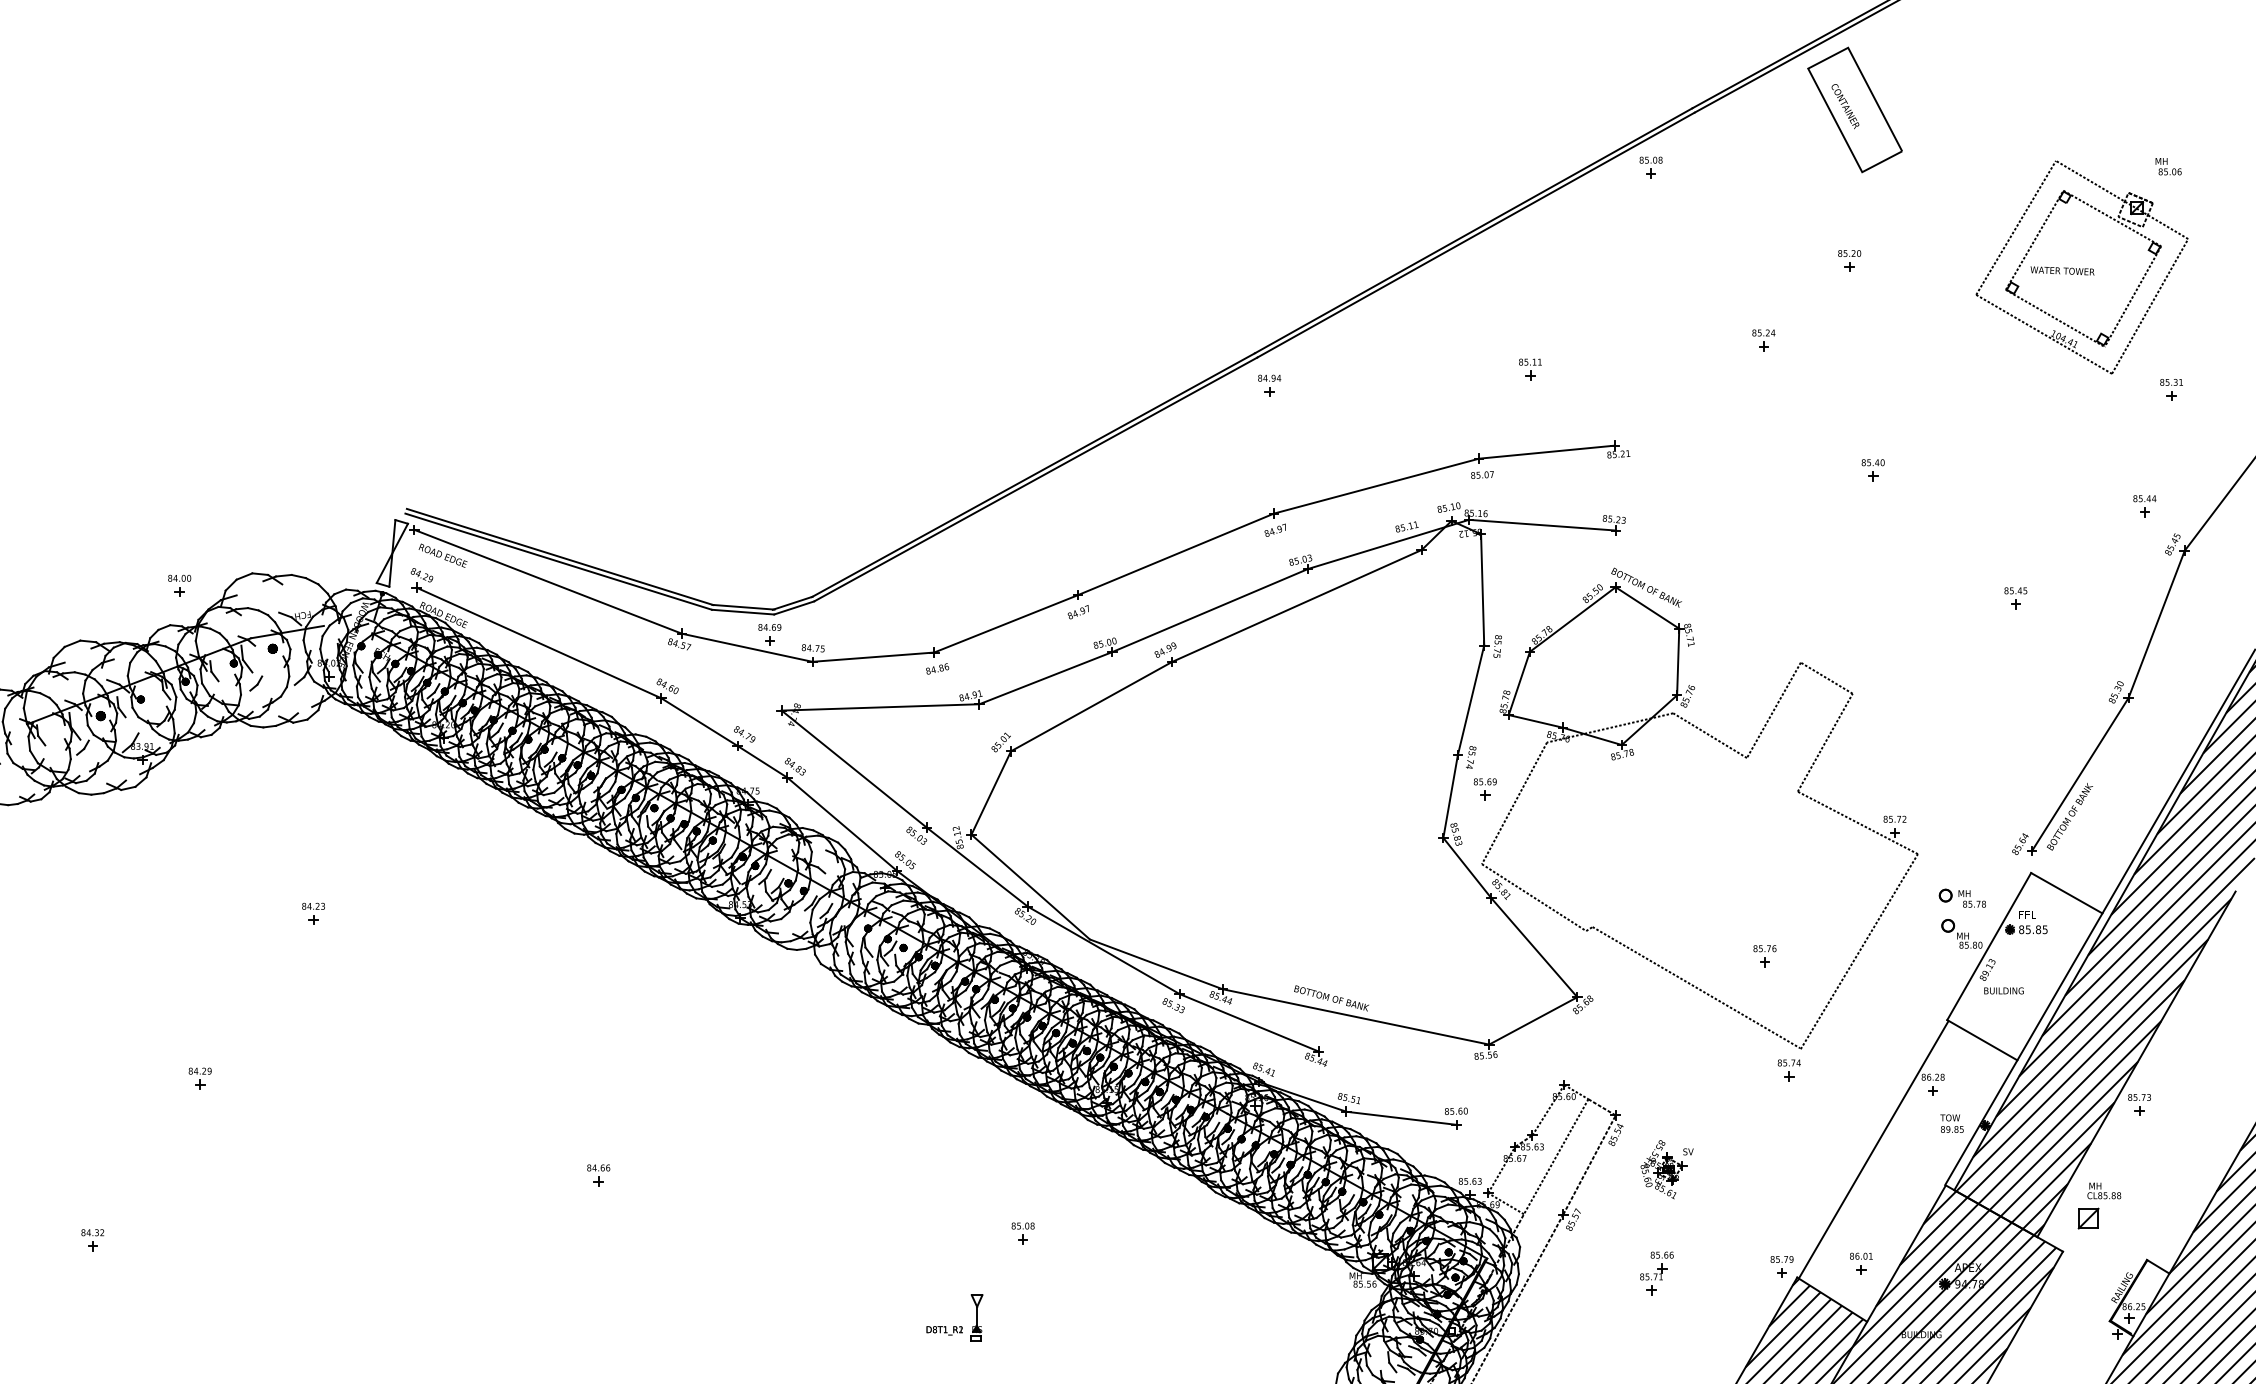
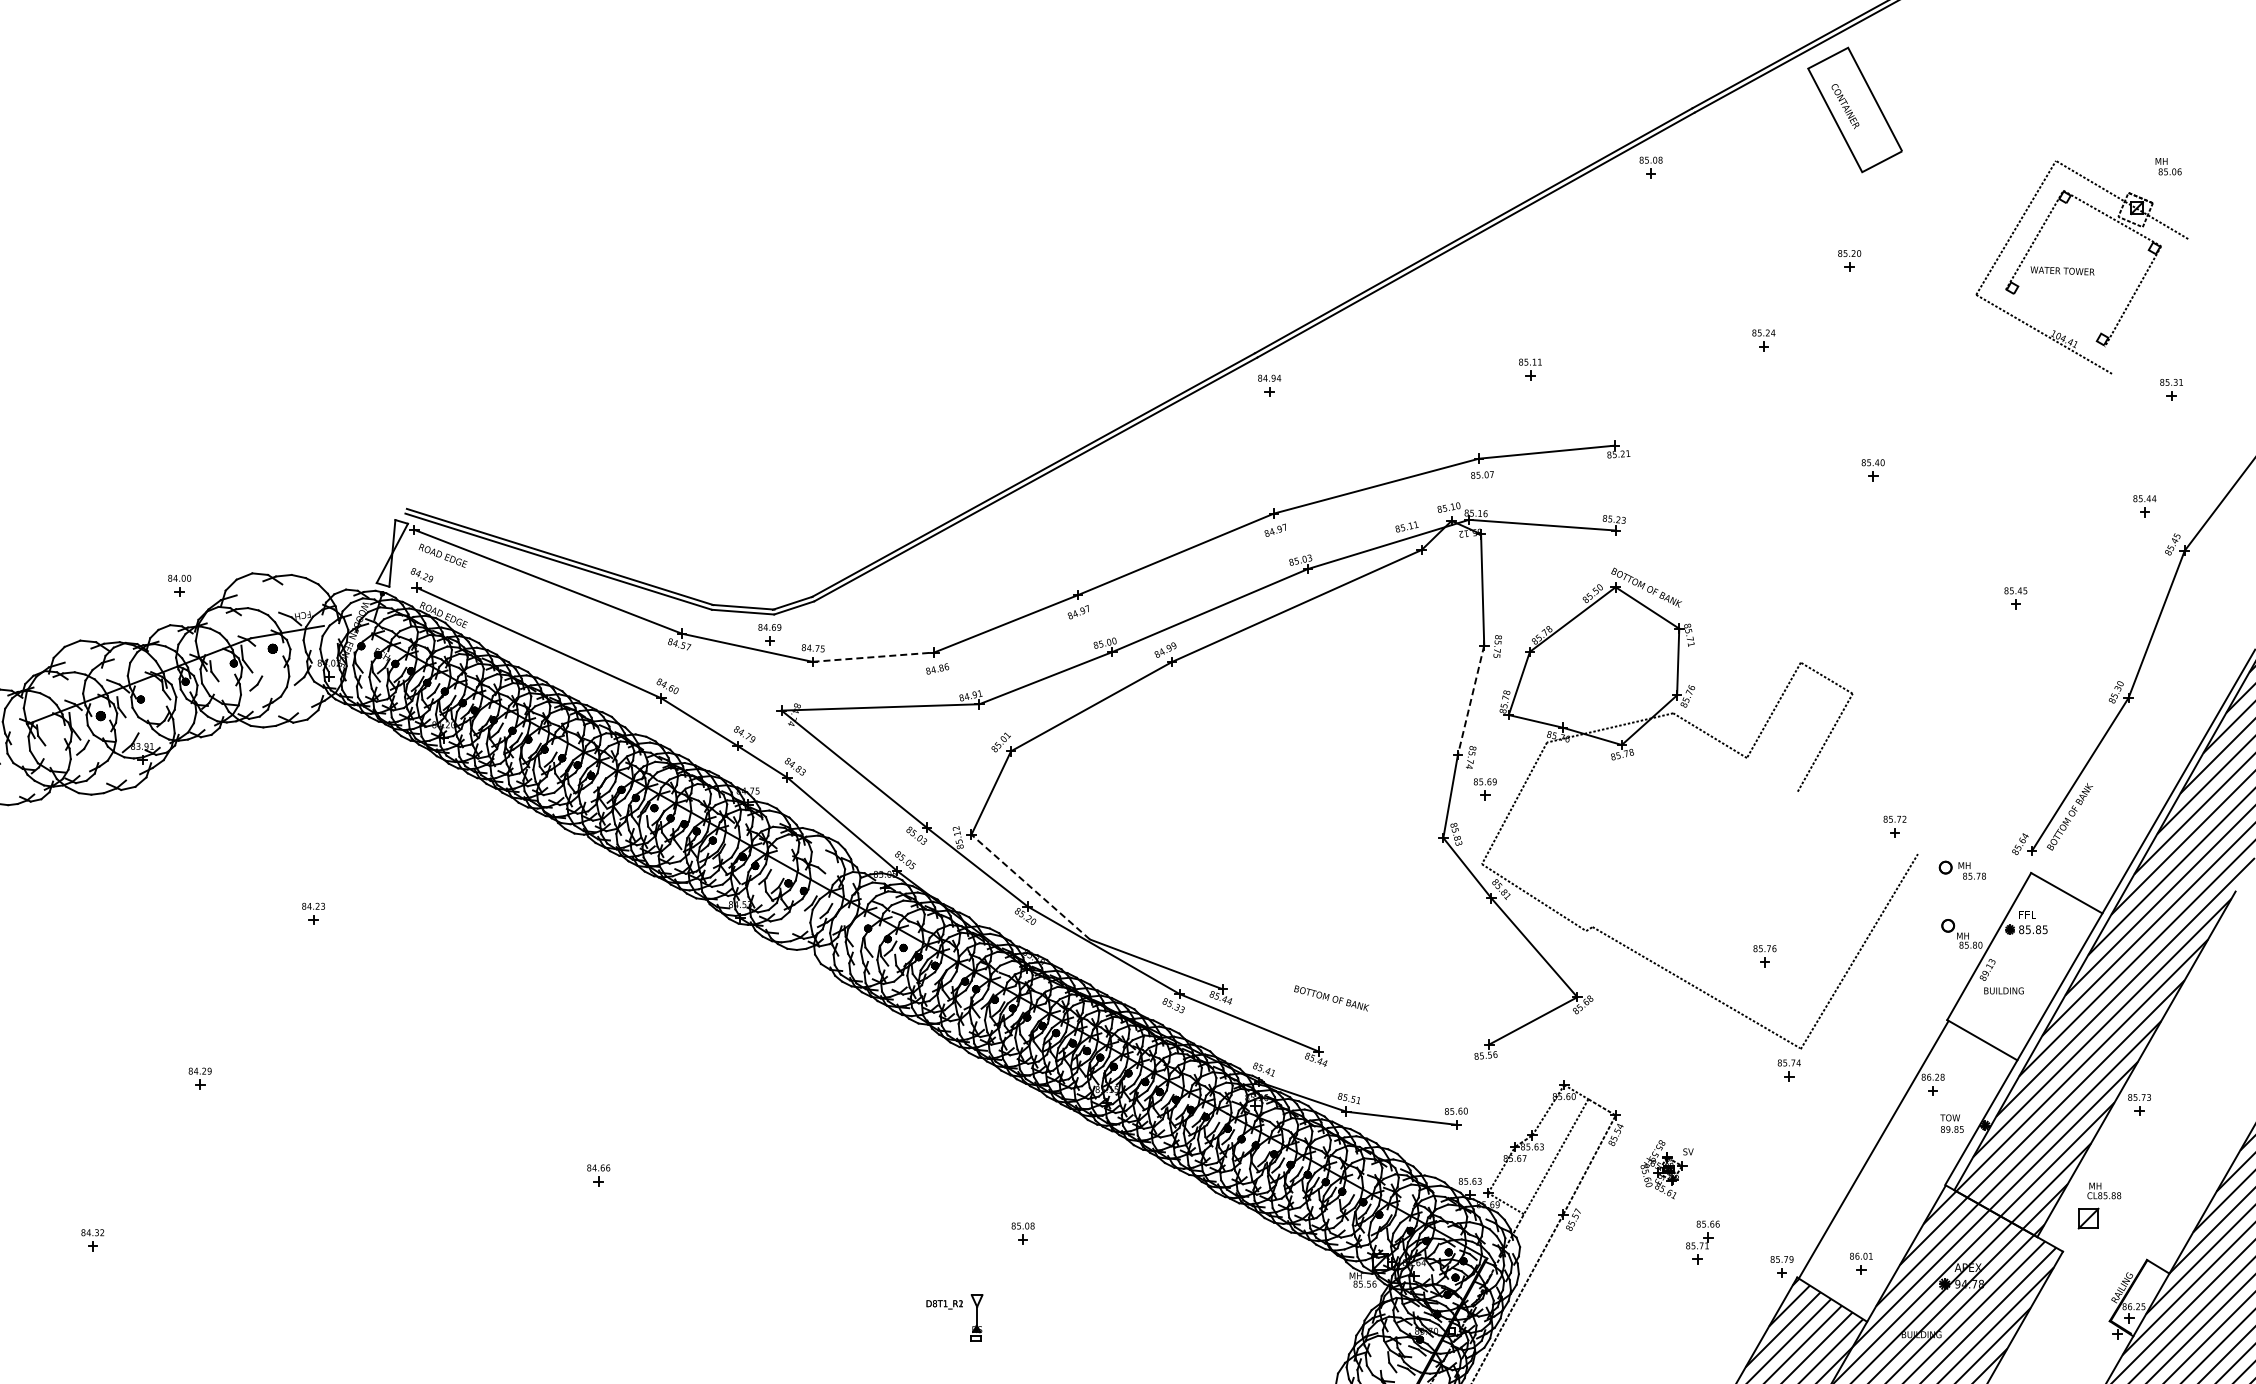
line: present -> none (2150, 306)
line: present -> none (2054, 317)
line: solid -> dashed (873, 657)
line: solid -> dashed (1470, 700)
line: present -> none (1857, 822)
line: solid -> dashed (1030, 886)
part position: (1961, 897) -> (1961, 869) (1961, 869)
line: present -> none (1355, 1016)
part position: (1656, 1273) -> (1702, 1242) (1702, 1242)
text position: (944, 1330) -> (944, 1304) (944, 1304)
